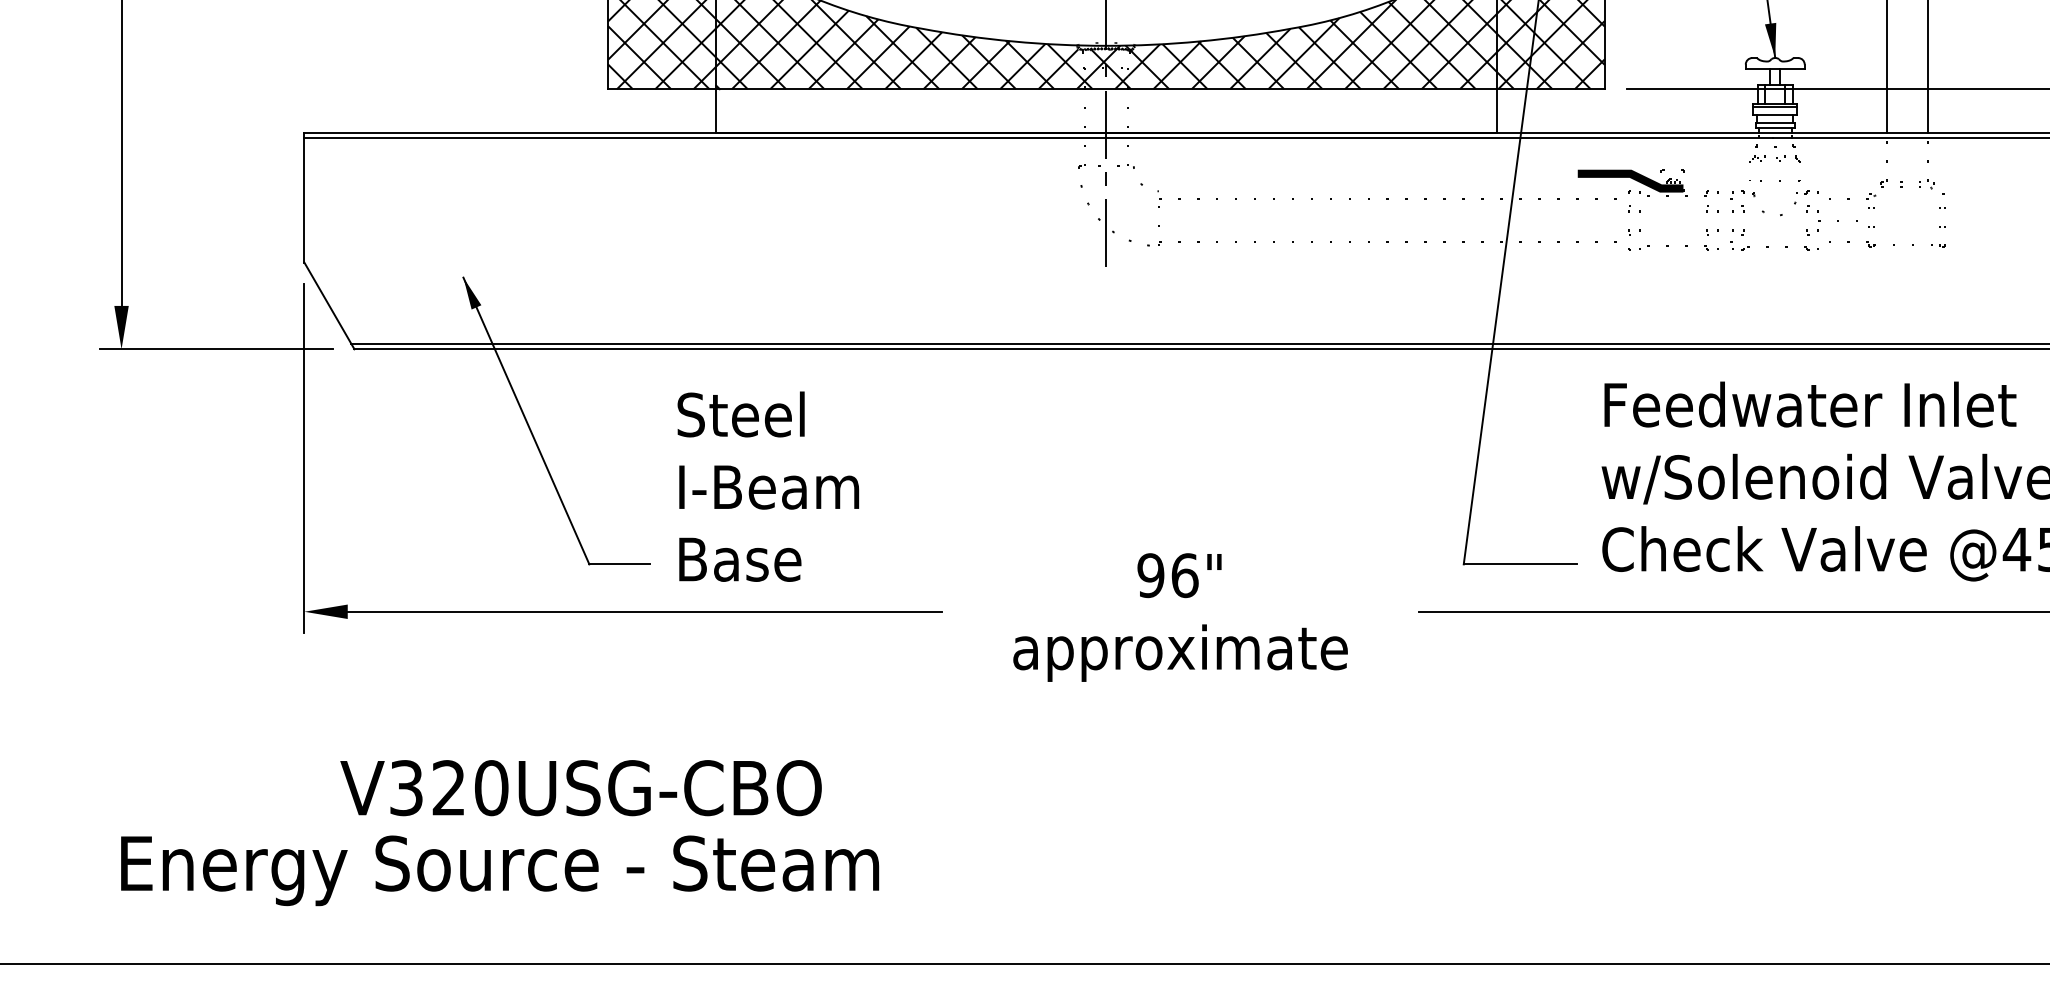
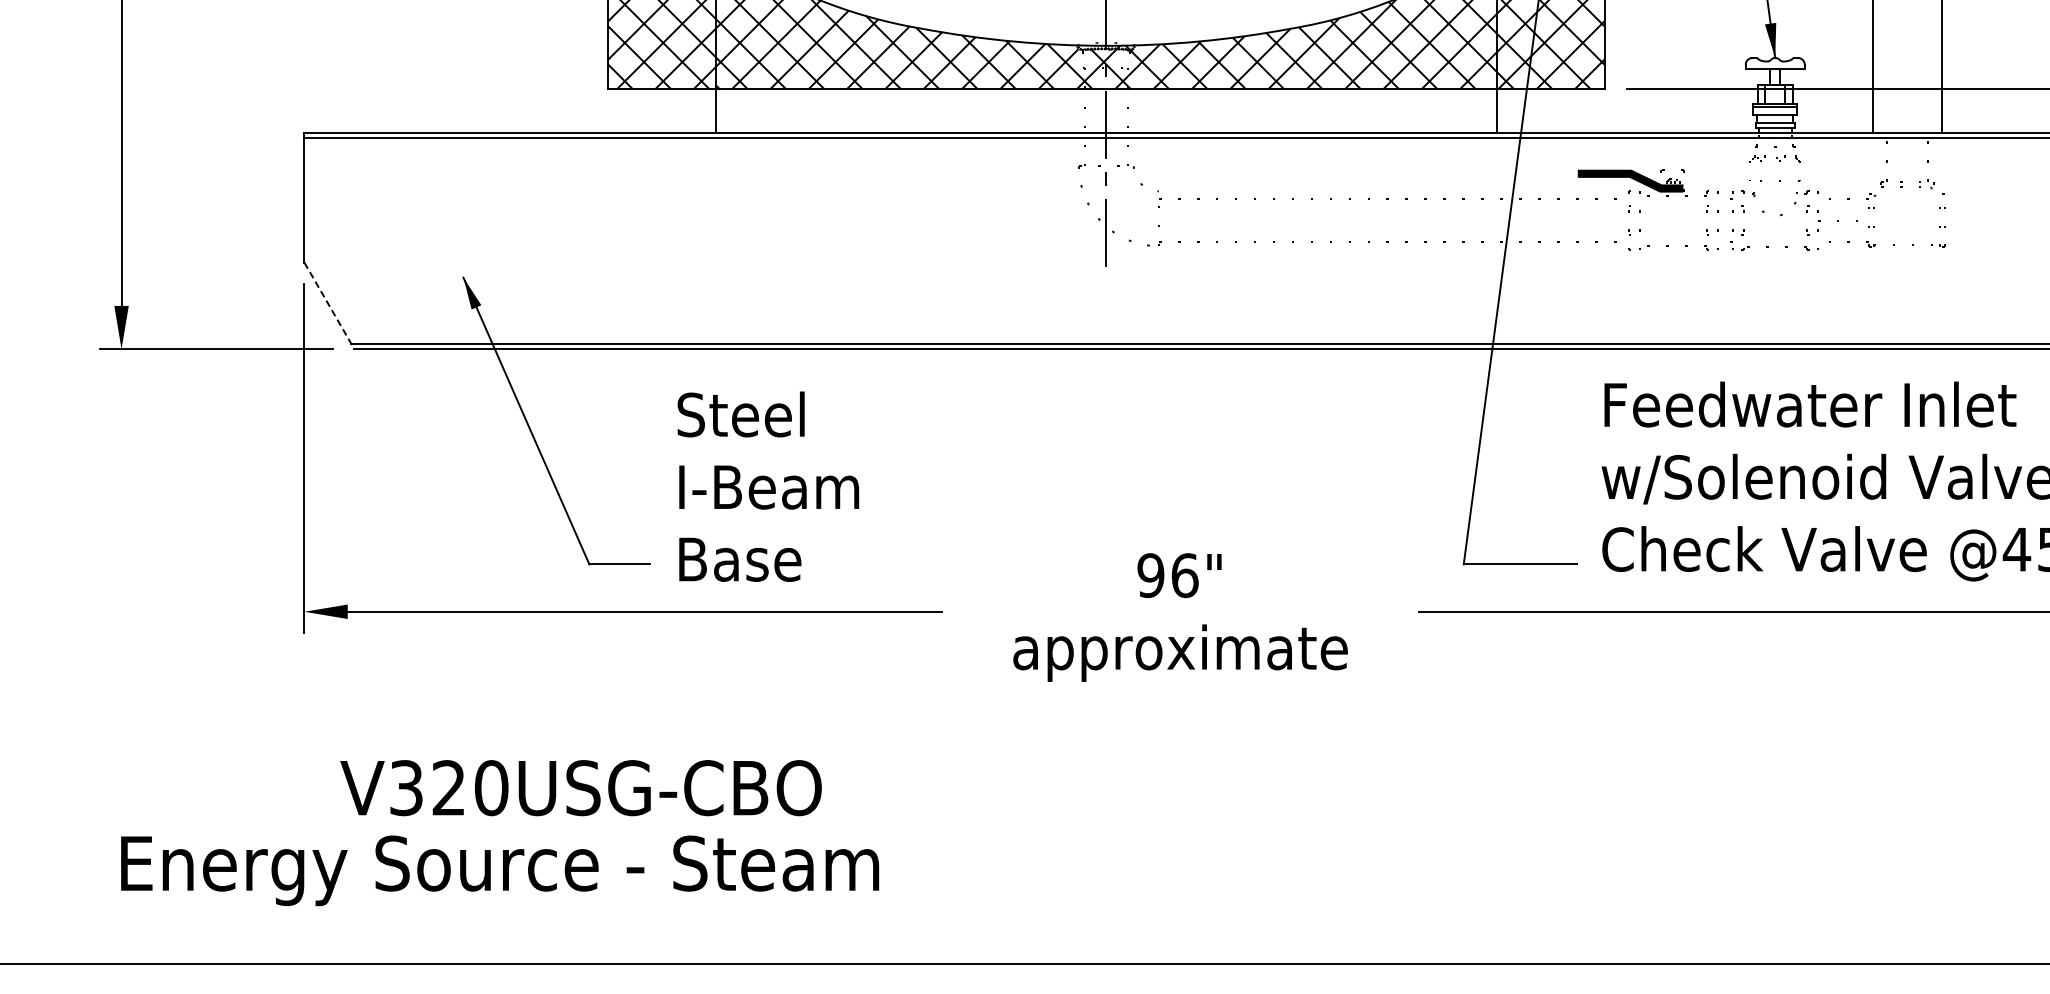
line position: (1887, 67) -> (1873, 67) (1873, 67)
line position: (1927, 67) -> (1941, 67) (1941, 67)
line: solid -> dashed (329, 306)
